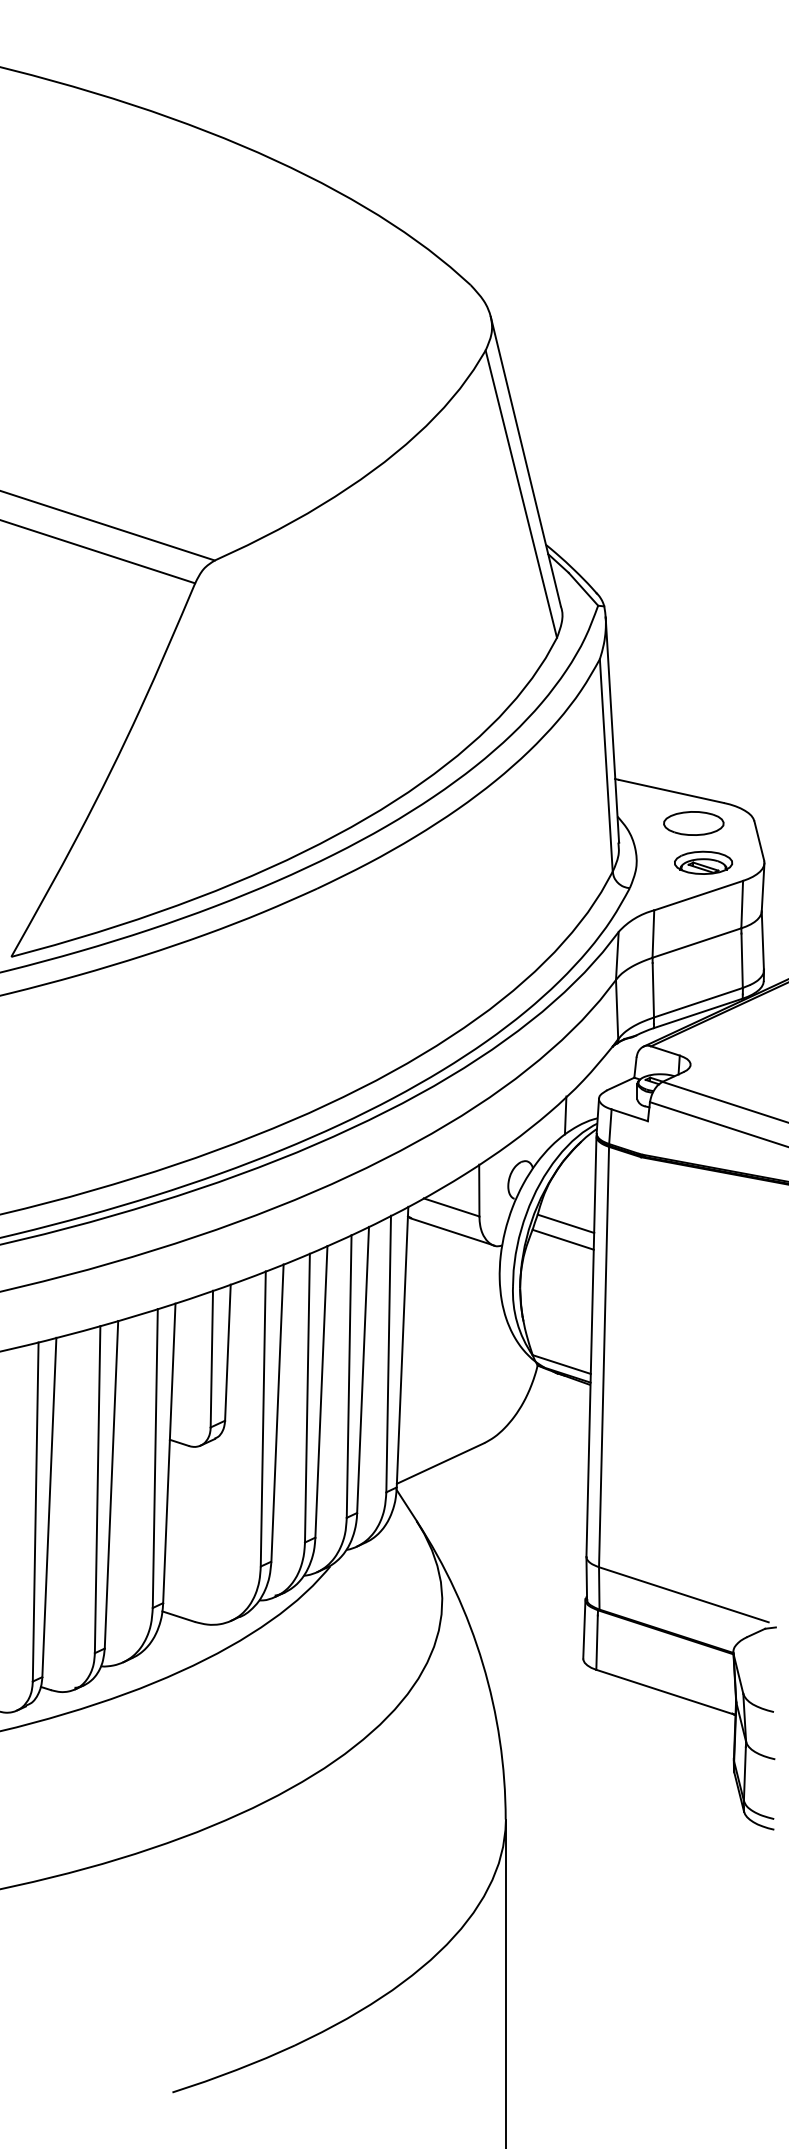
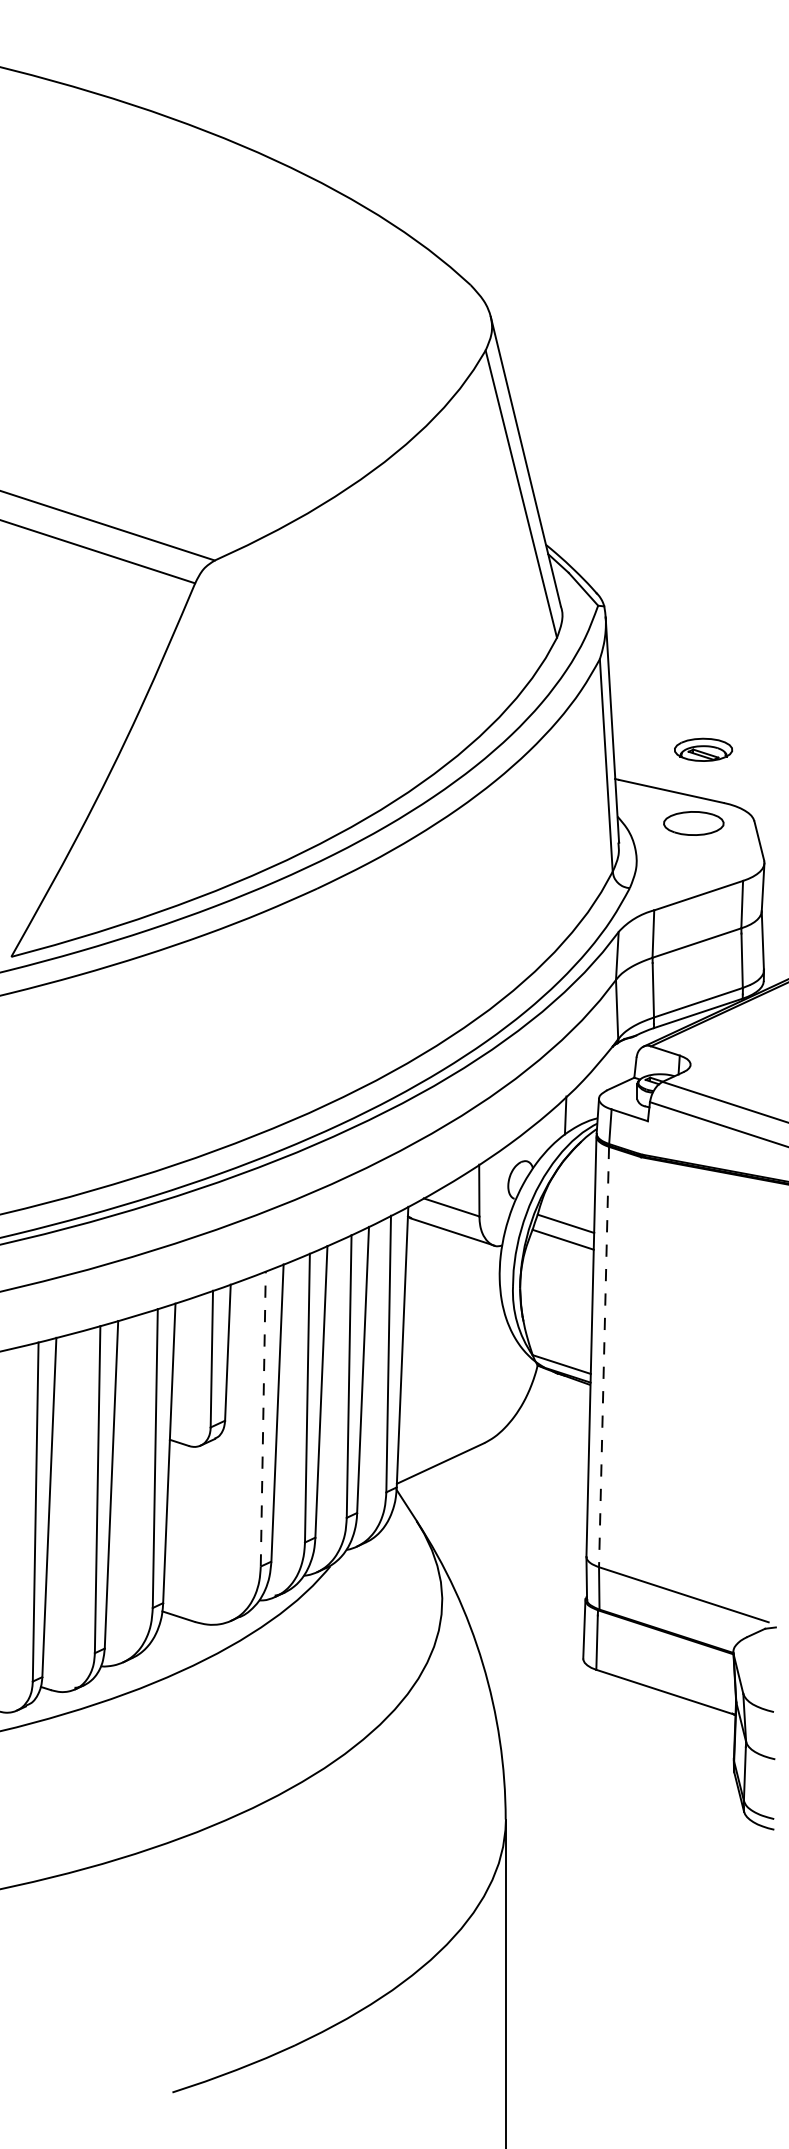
part position: (703, 862) -> (703, 749) (703, 749)
line: solid -> dashed (604, 1357)
line: solid -> dashed (263, 1418)
